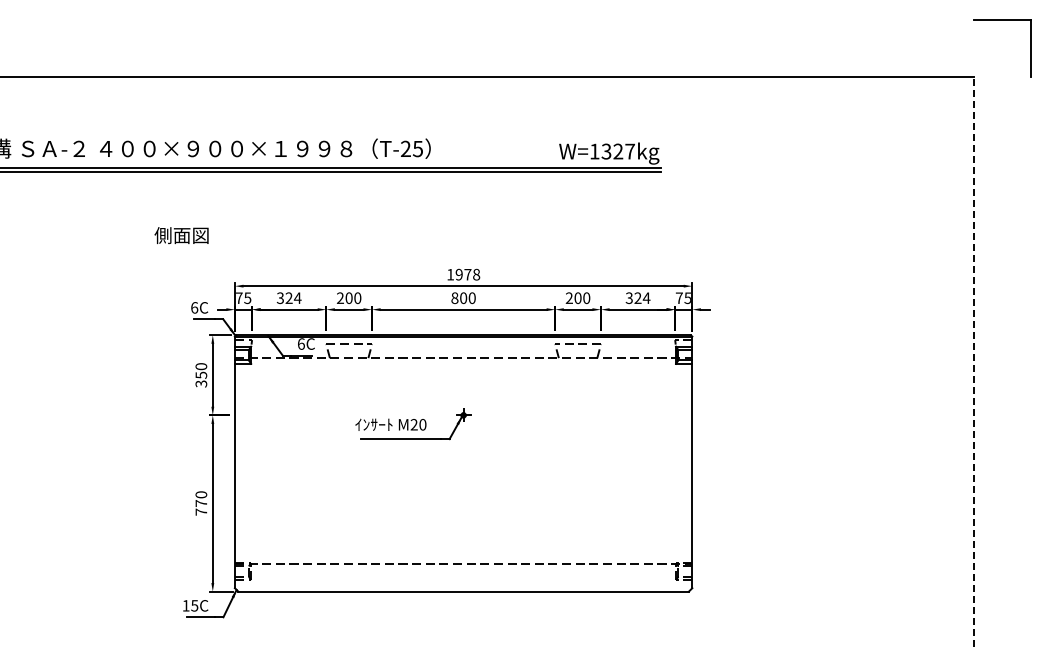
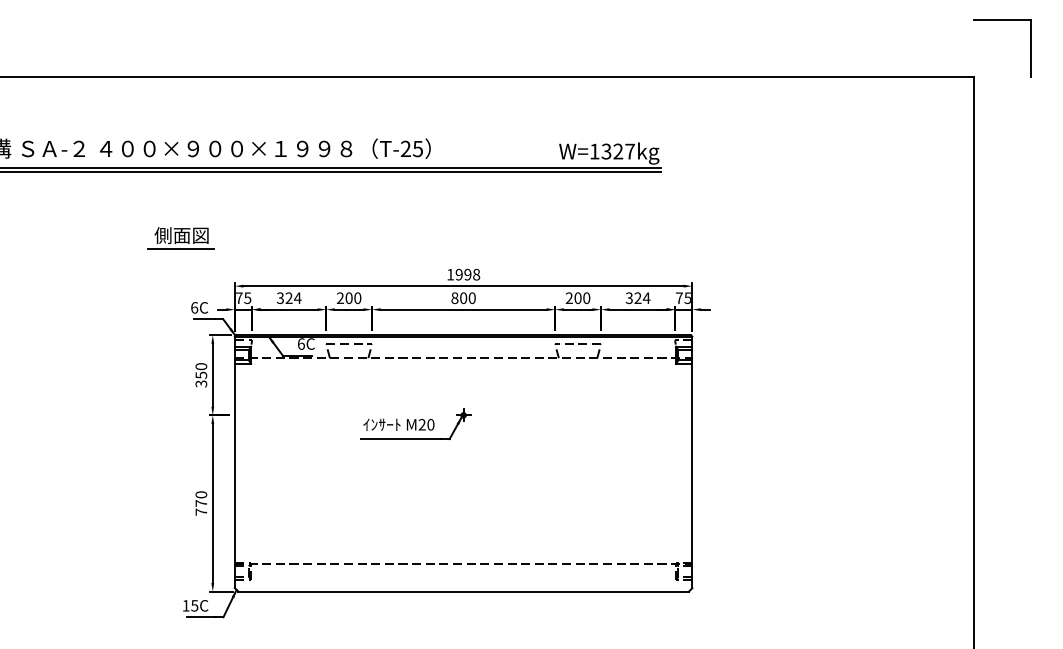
line: none -> present (180, 249)
text: 1978 -> 1998 (467, 274)
line: dashed -> solid (973, 362)
text position: (390, 424) -> (398, 424) (398, 424)
